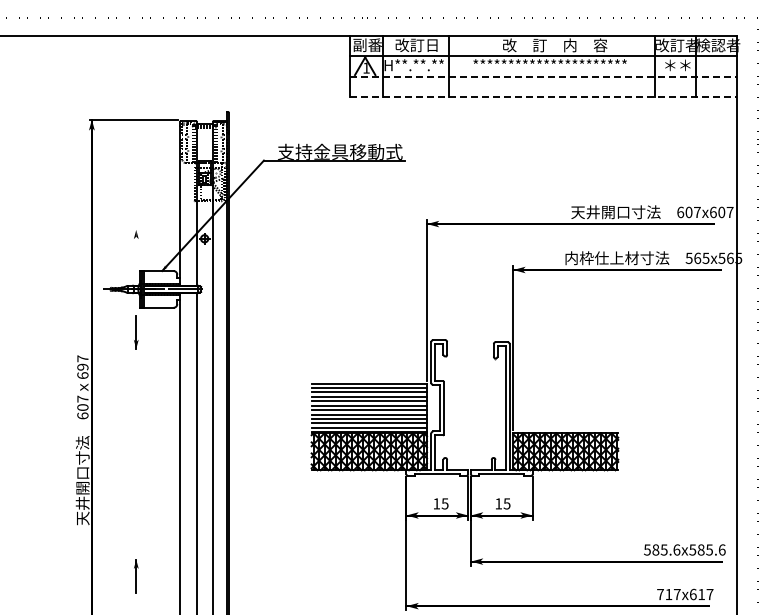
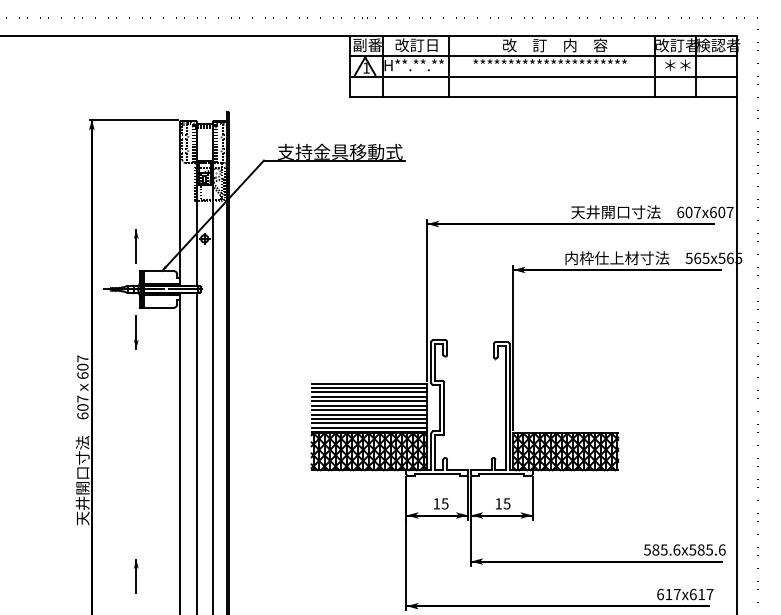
line: dashed -> solid (543, 76)
line: dashed -> solid (543, 97)
line: none -> present (136, 245)
text: 697 -> 607 (82, 366)
text: 717x617 -> 617x617 (660, 594)
